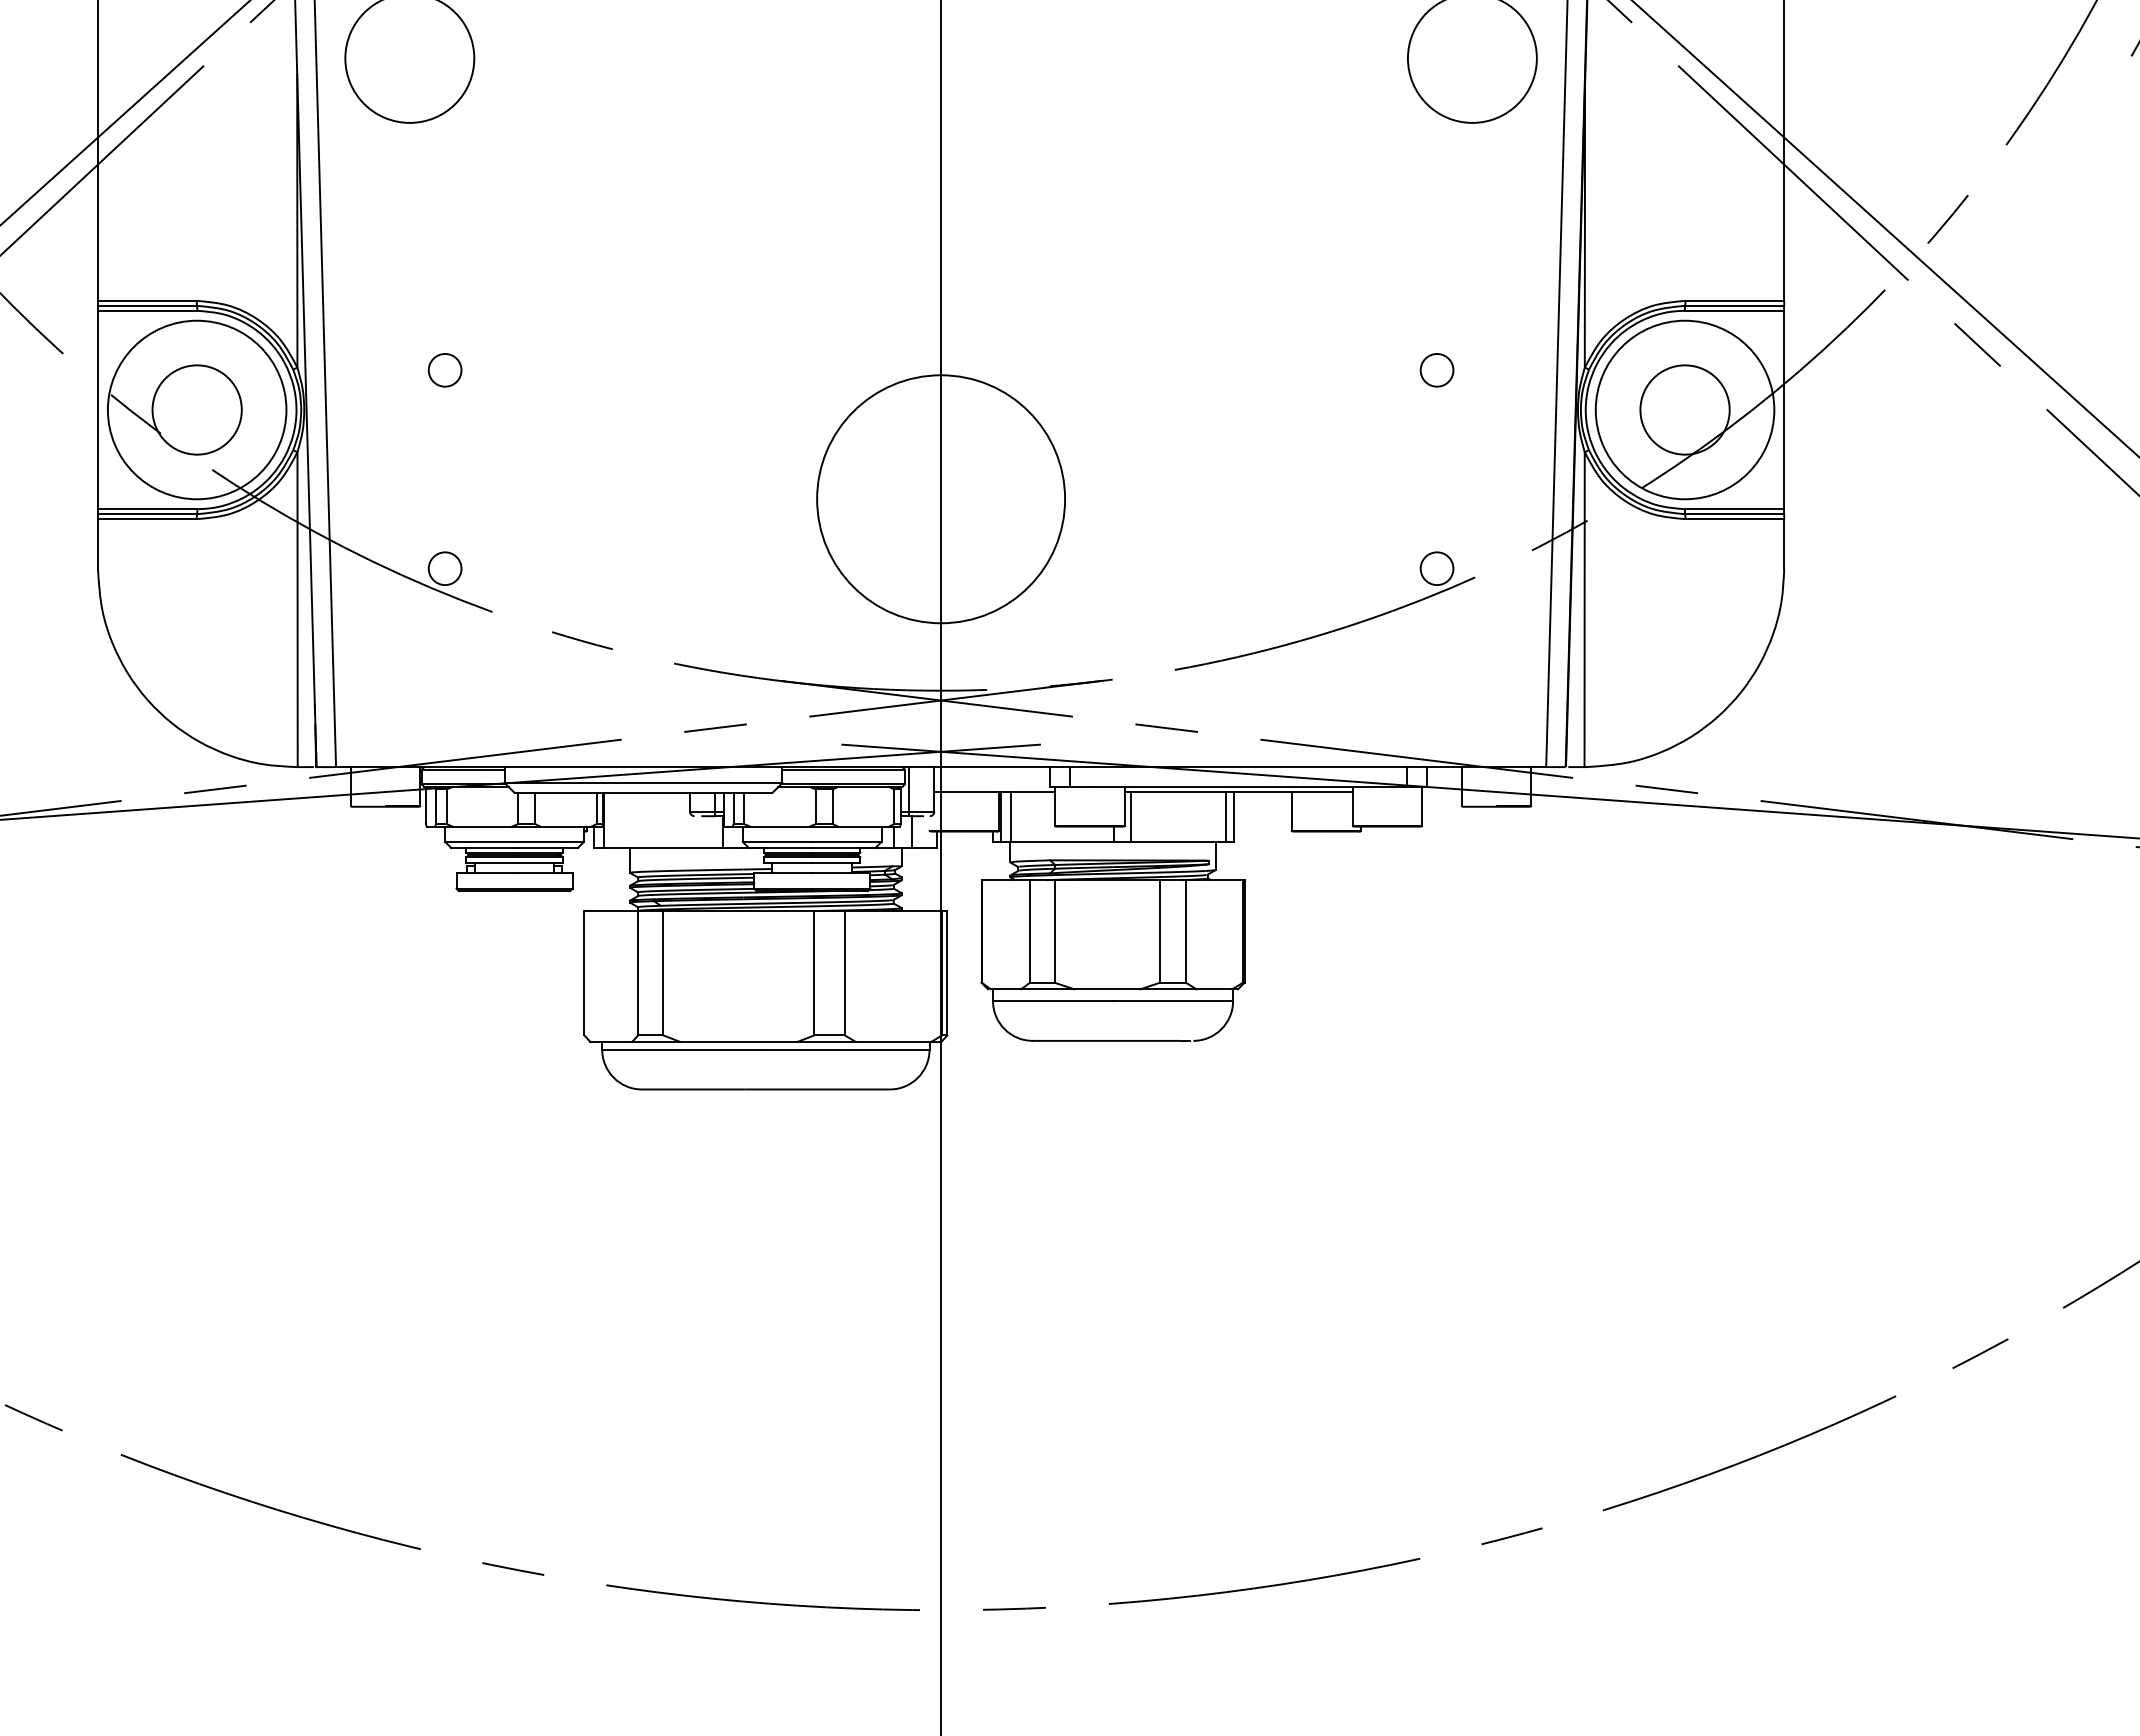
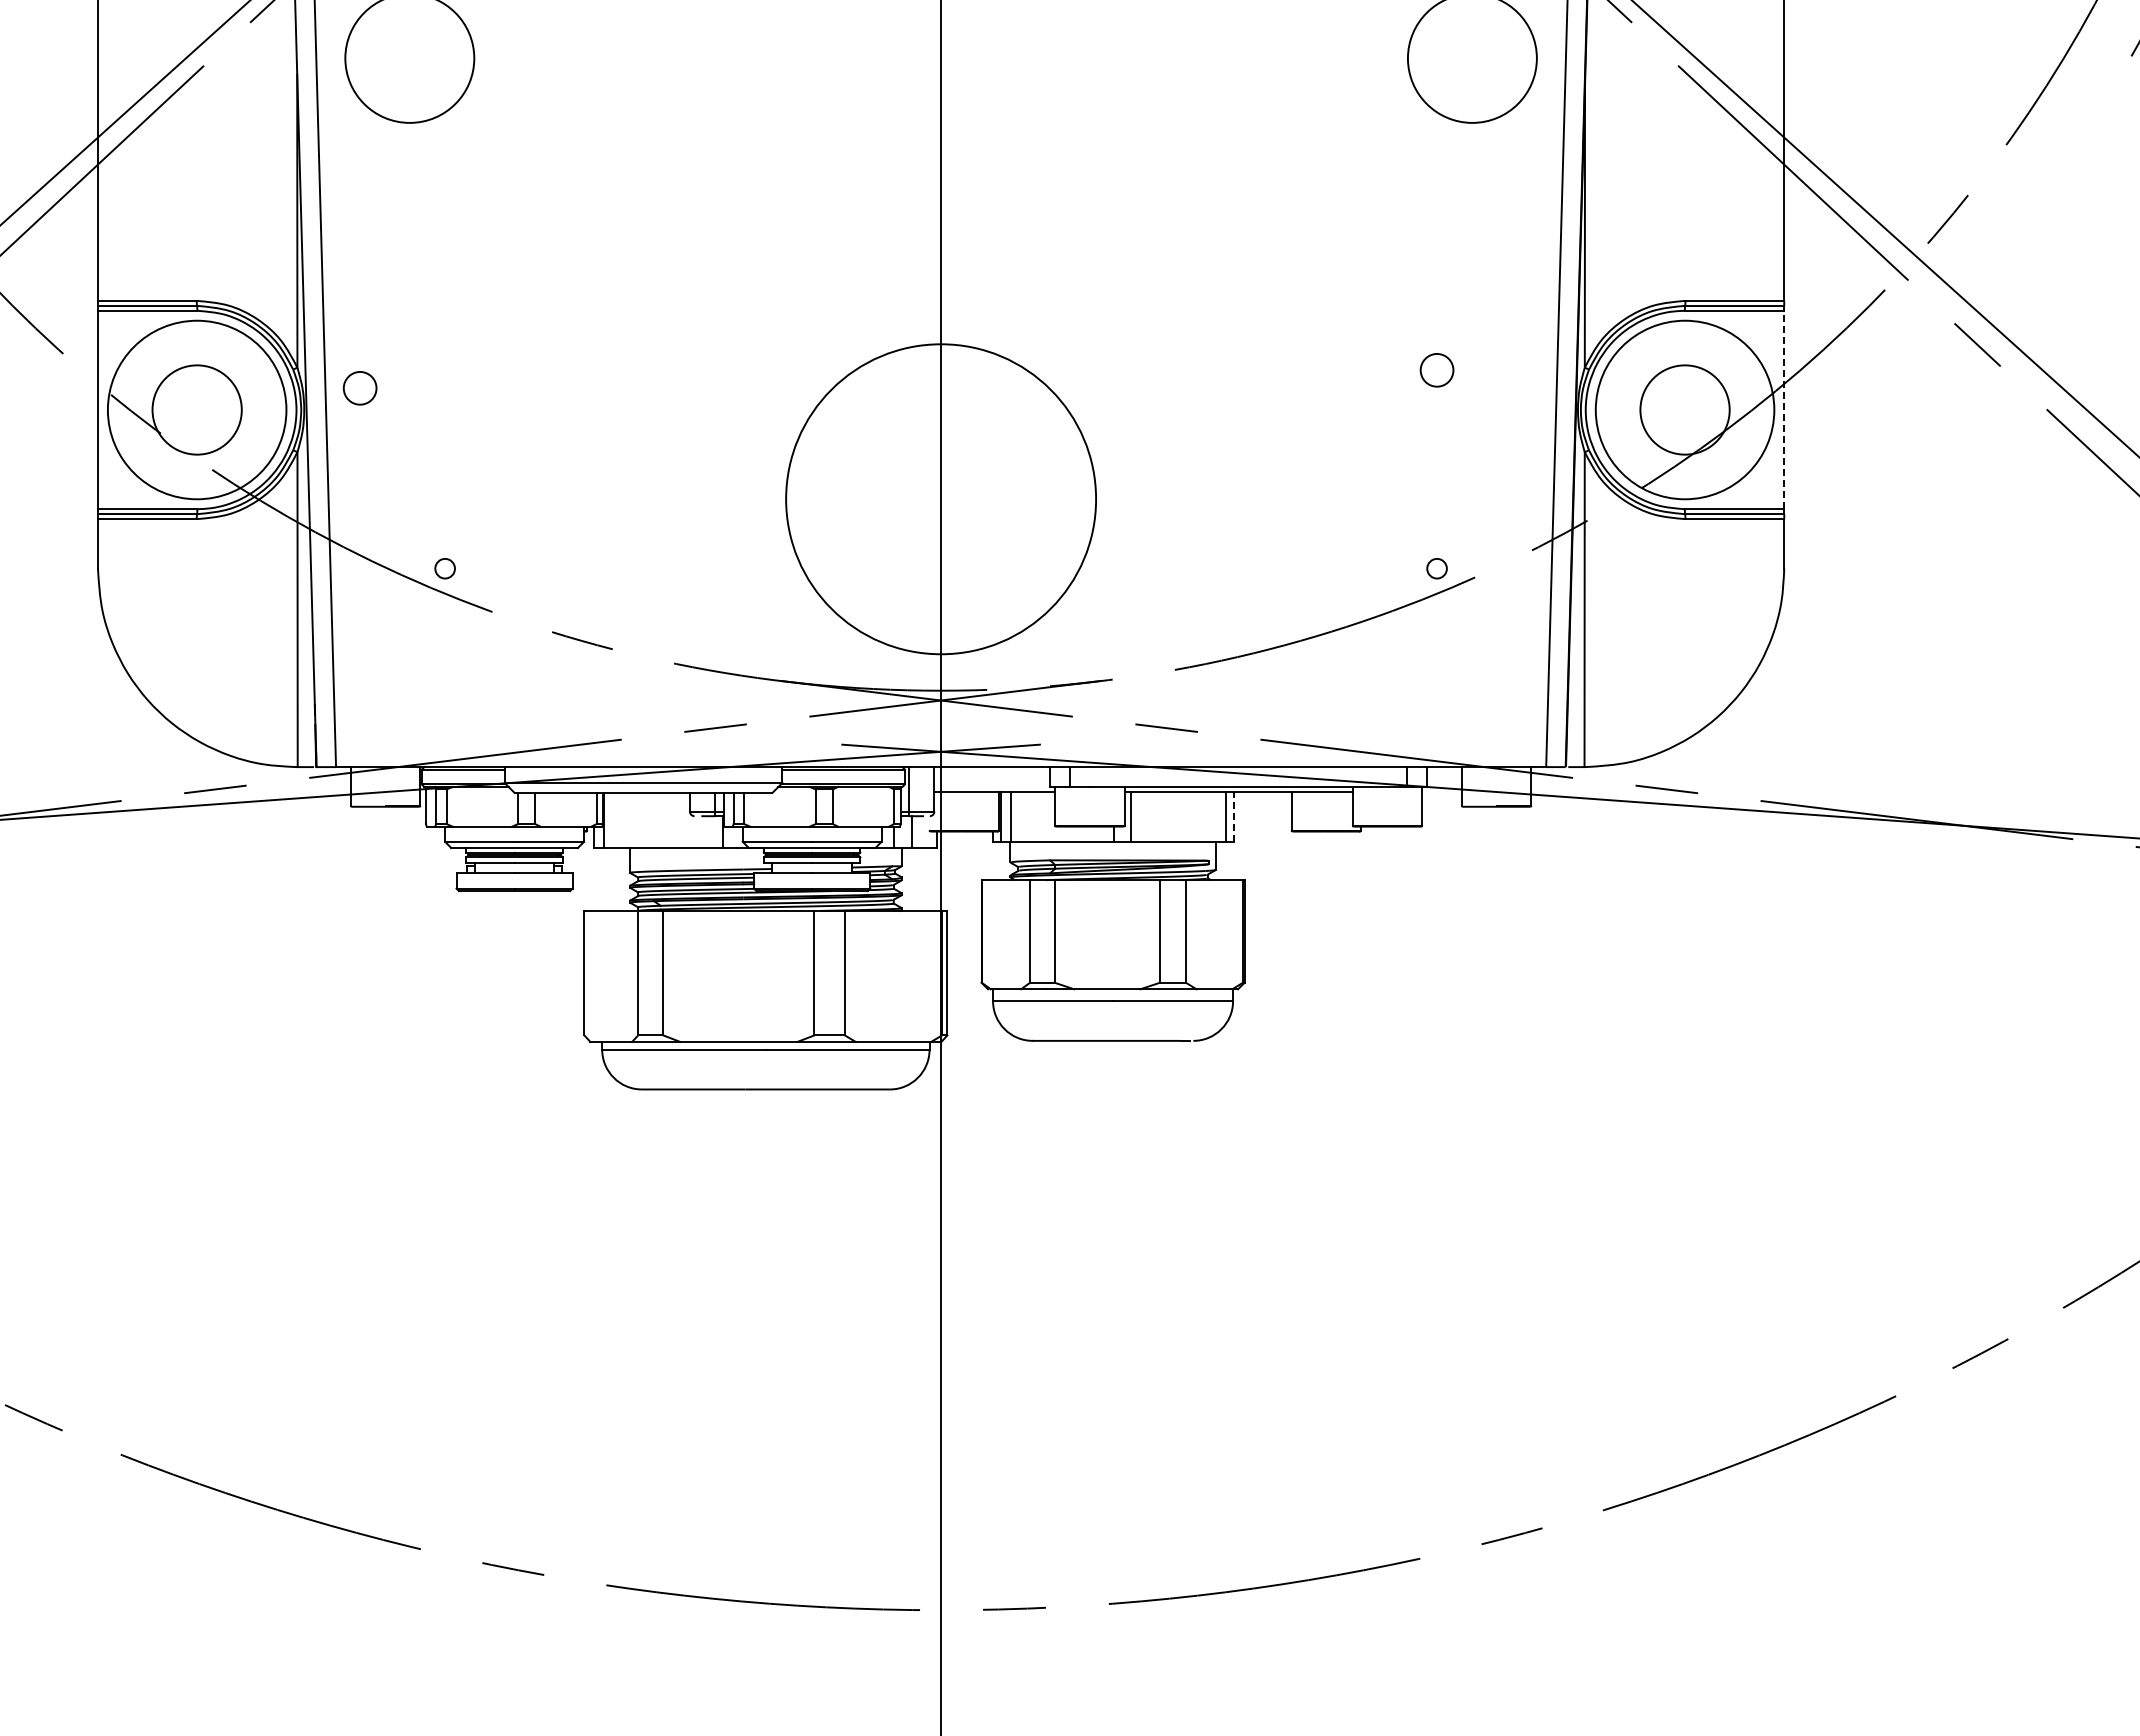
circle position: (444, 370) -> (359, 388) (359, 388)
line: solid -> dashed (1784, 409)
circle diameter: 248 px -> 310 px (941, 499)
circle diameter: 33 px -> 20 px (444, 568)
circle diameter: 33 px -> 20 px (1436, 568)
line: solid -> dashed (1233, 816)
